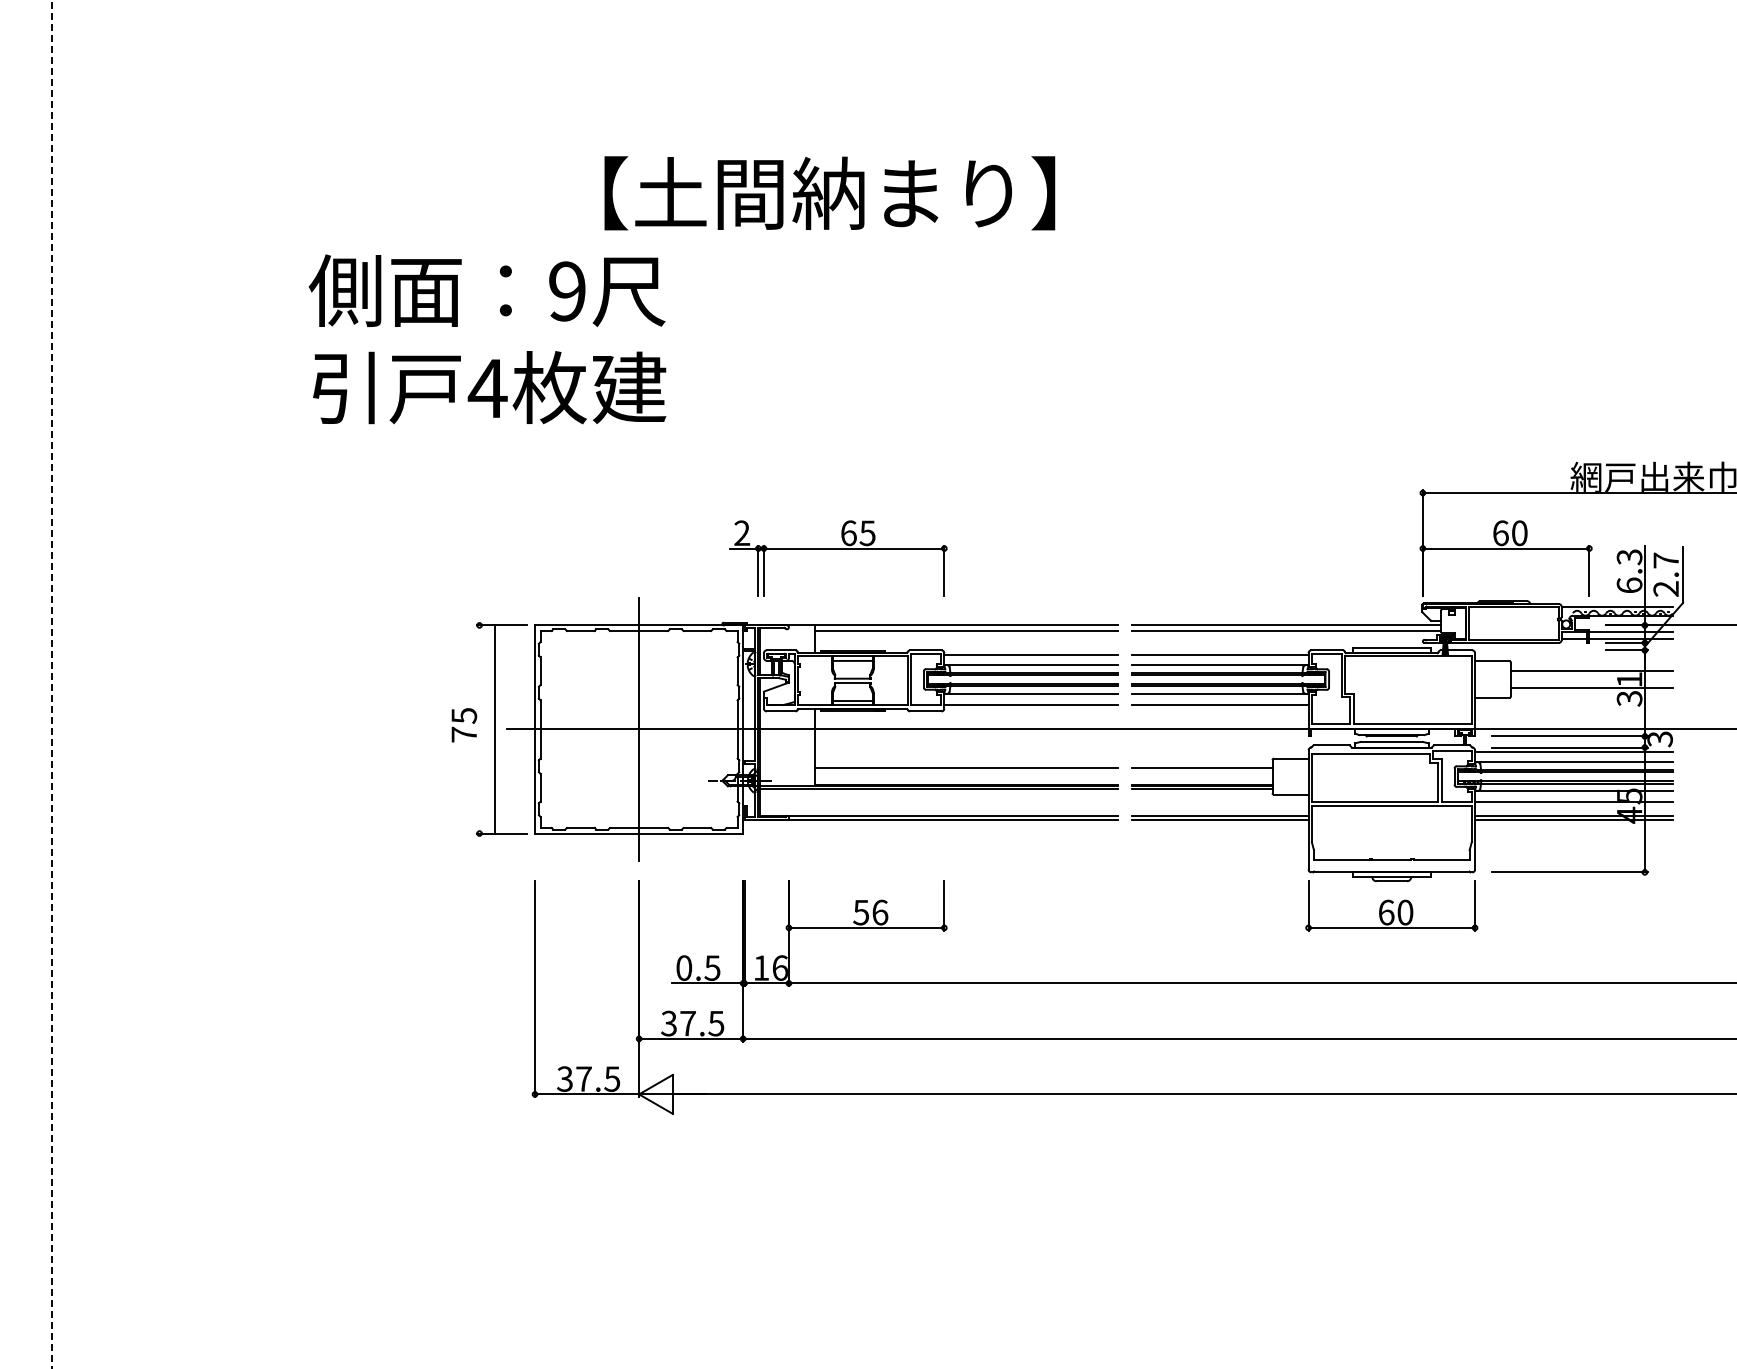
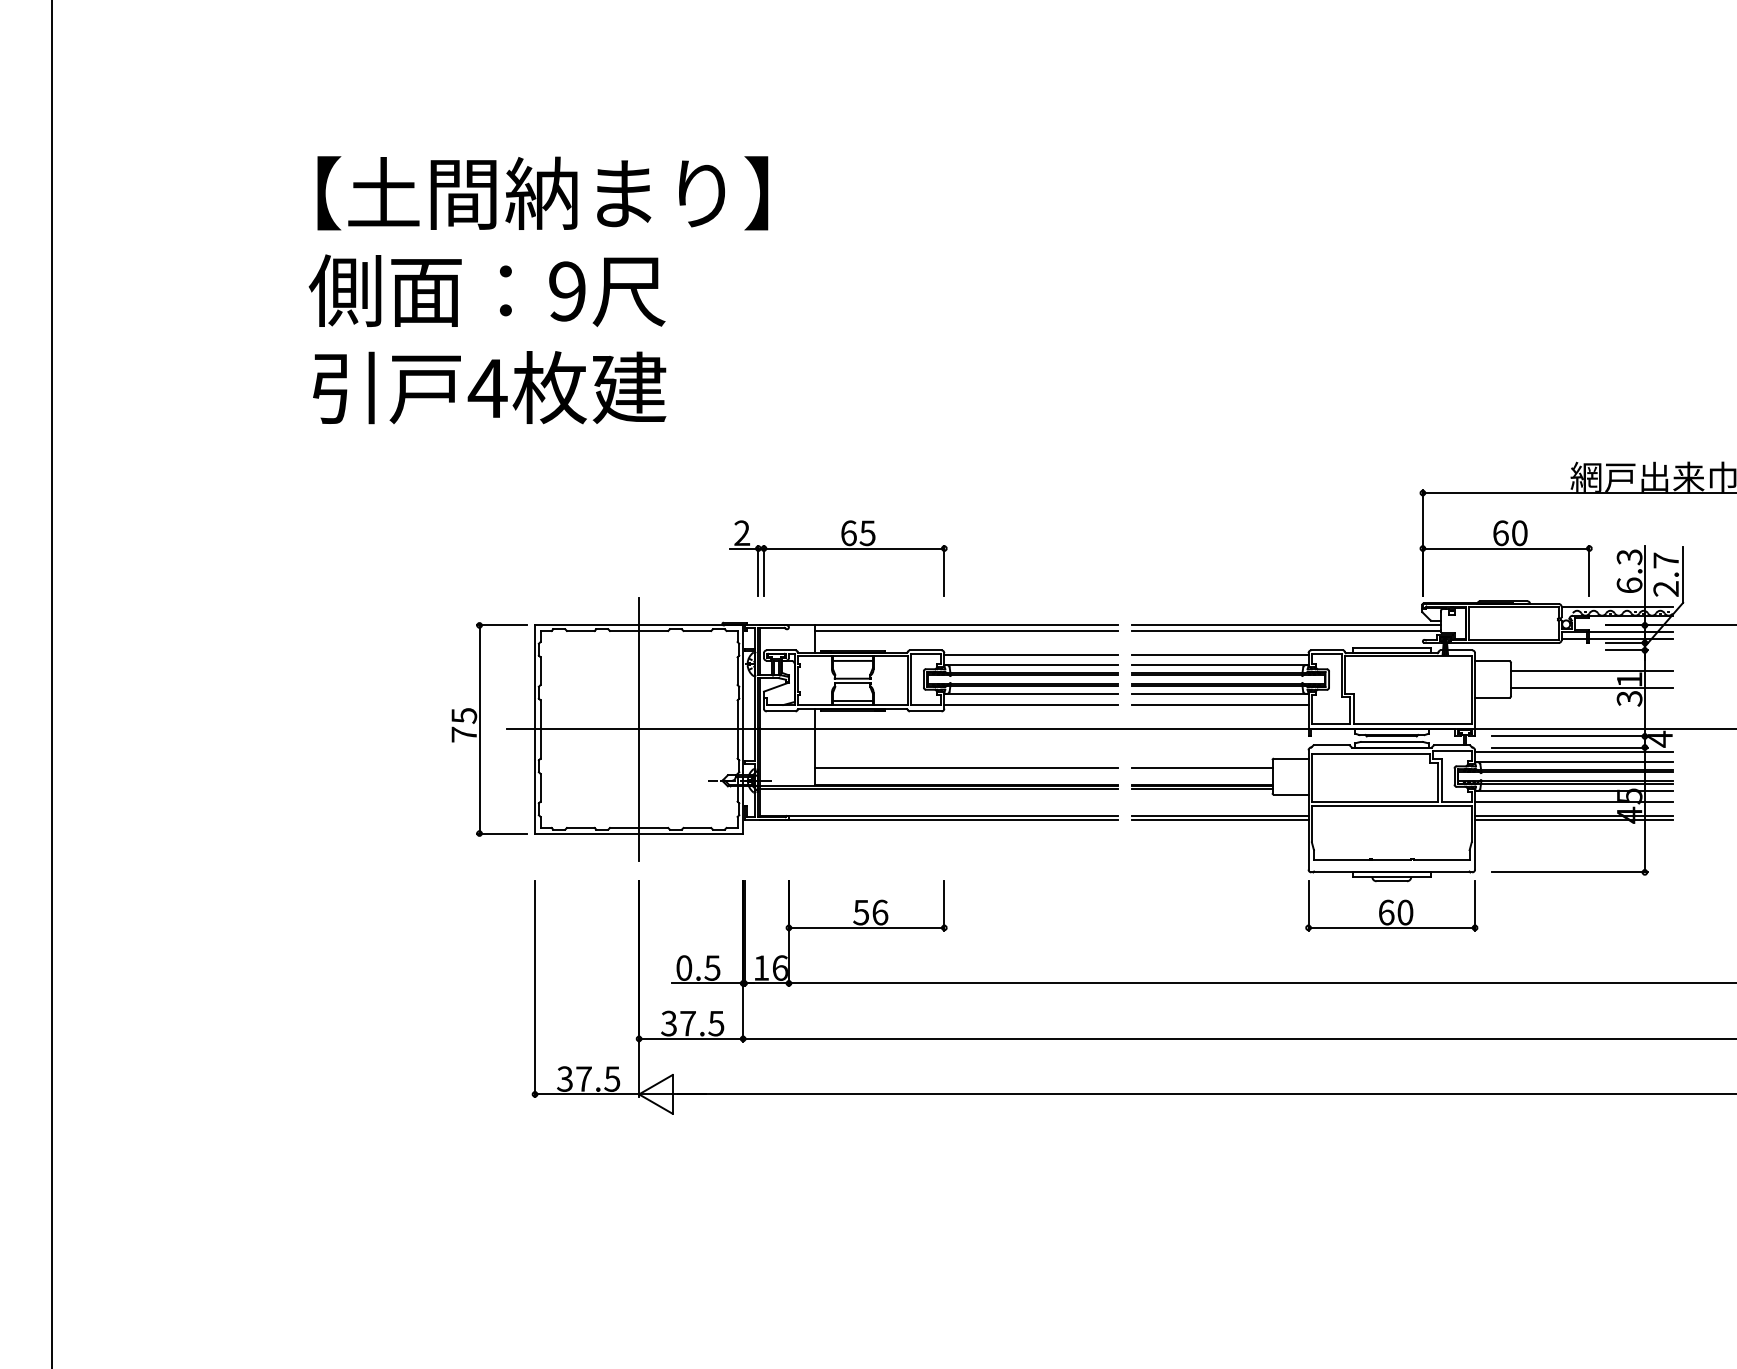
text position: (829, 193) -> (542, 193) (542, 193)
line: dashed -> solid (52, 684)
line position: (494, 729) -> (479, 729) (479, 729)
text: 3 -> 4 (1659, 738)
